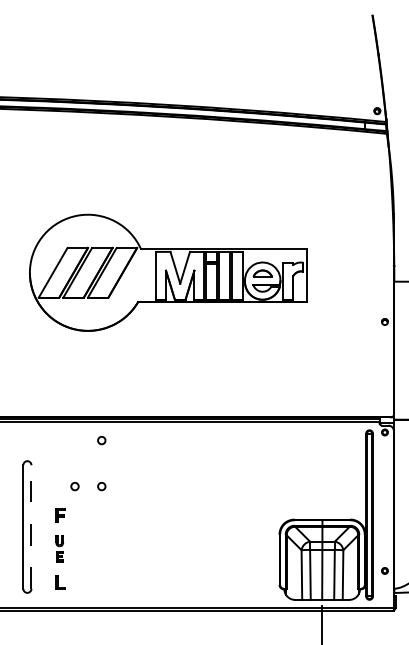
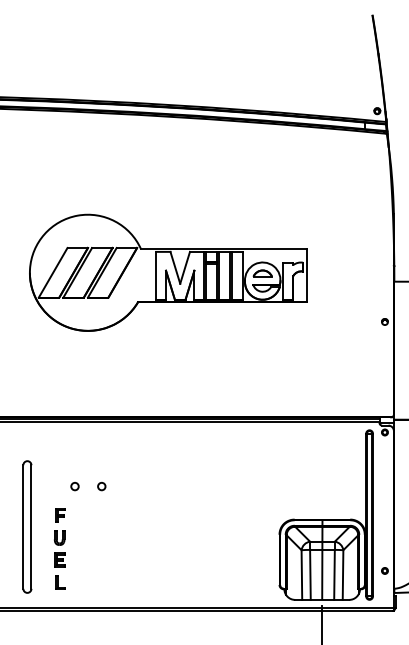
circle: present -> none (101, 440)
line: dashed -> solid (31, 527)
part size: 10x28 px -> 12x38 px (59, 548)
